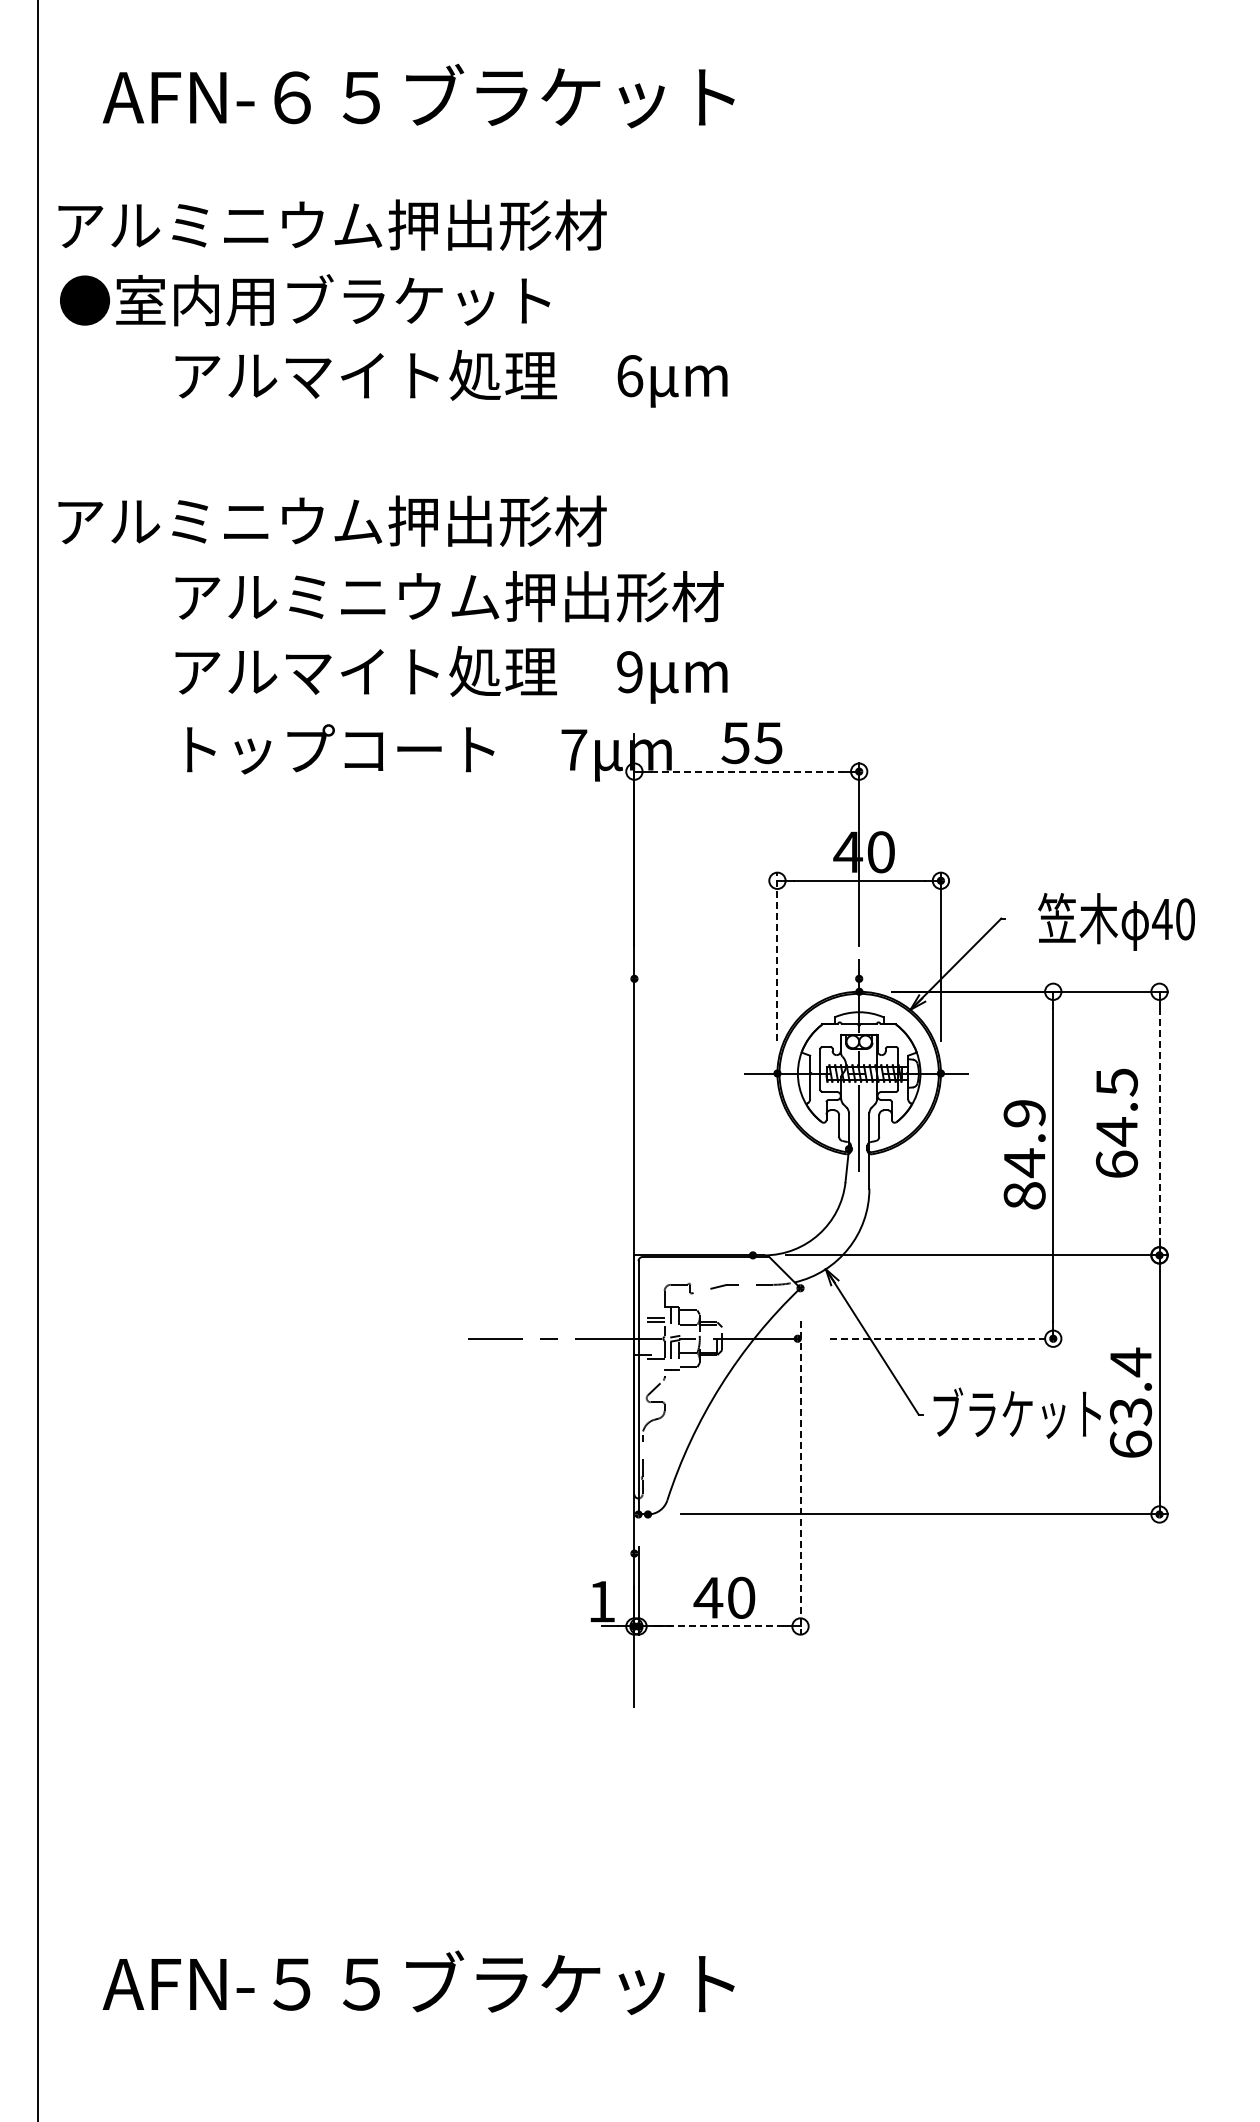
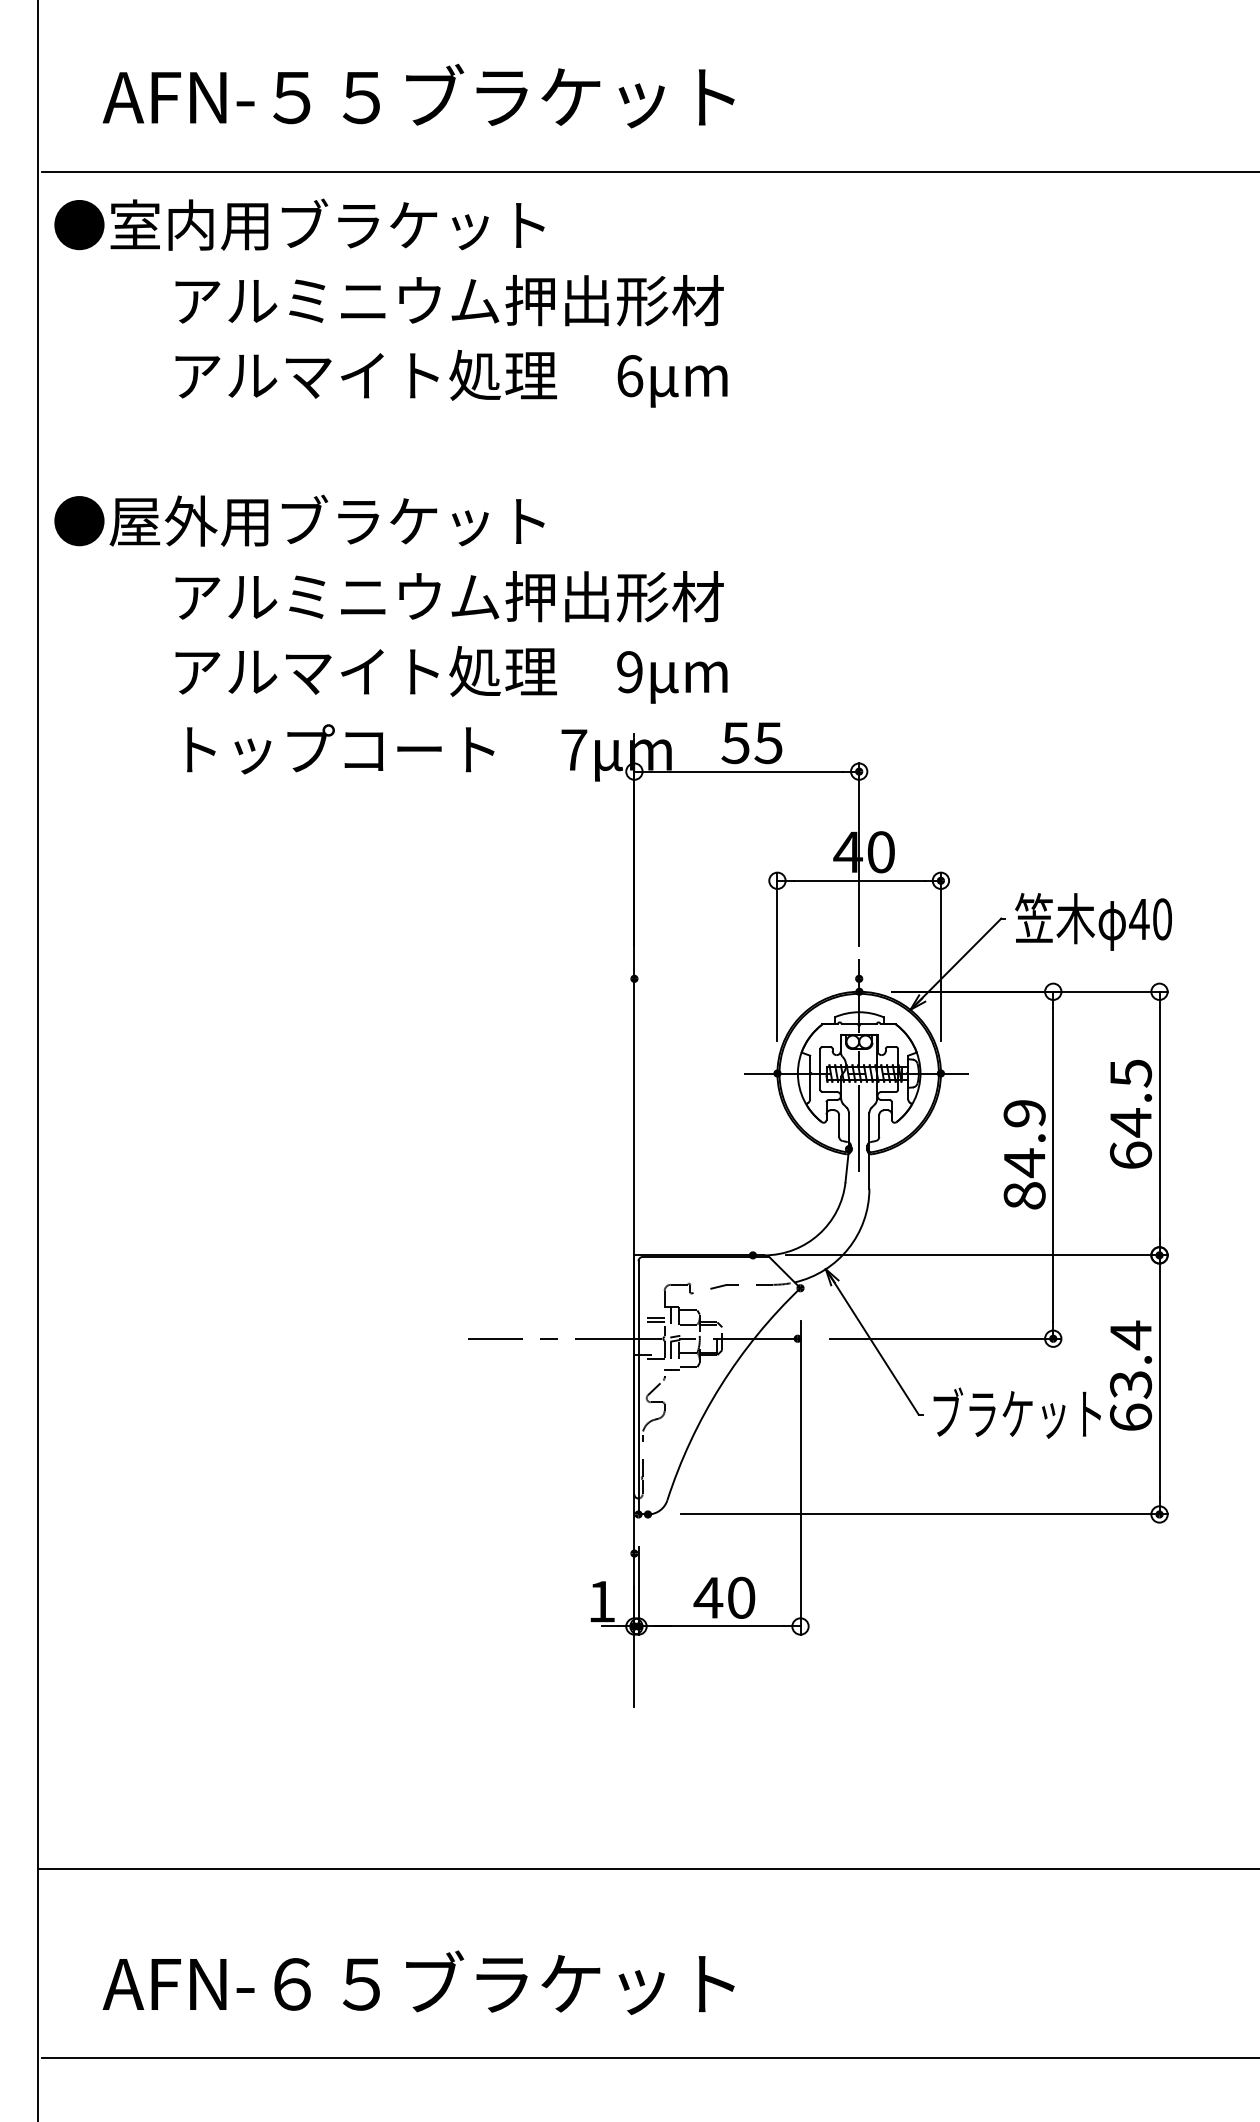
text: AFN-６５ブラケット -> AFN-５５ブラケット (291, 97)
line: none -> present (648, 171)
text: アルミニウム押出形材 -> ●室内用ブラケット (330, 224)
text: ●室内用ブラケット -> アルミニウム押出形材 (391, 300)
text: アルミニウム押出形材 -> ●屋外用ブラケット (330, 520)
line: dashed -> solid (747, 771)
text position: (1116, 921) -> (1093, 921) (1093, 921)
line: dashed -> solid (777, 956)
text position: (1116, 1122) -> (1130, 1113) (1130, 1113)
line: dashed -> solid (1159, 1124)
line: dashed -> solid (945, 1338)
text position: (1130, 1402) -> (1130, 1375) (1130, 1375)
line: dashed -> solid (800, 1477)
line: dashed -> solid (719, 1626)
line: none -> present (646, 1869)
text: AFN-５５ブラケット -> AFN-６５ブラケット (291, 1984)
line: none -> present (648, 2058)
